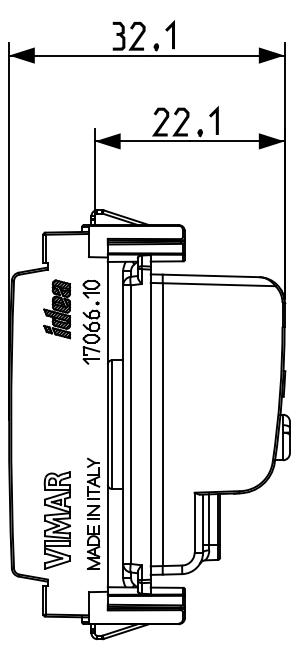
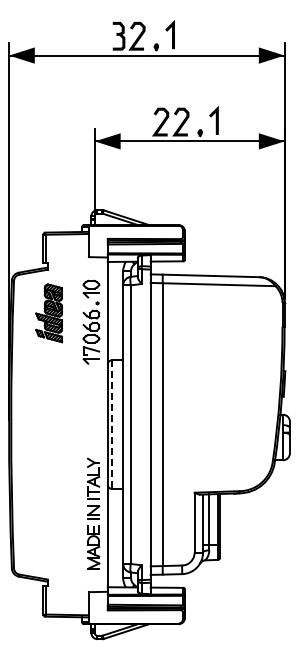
part position: (57, 309) -> (49, 313) (49, 313)
line: solid -> dashed (112, 425)
part: present -> none (56, 520)
